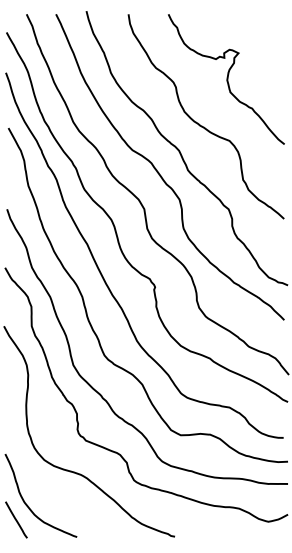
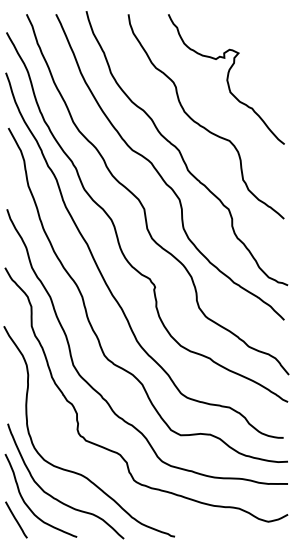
curve: none -> present (53, 496)
